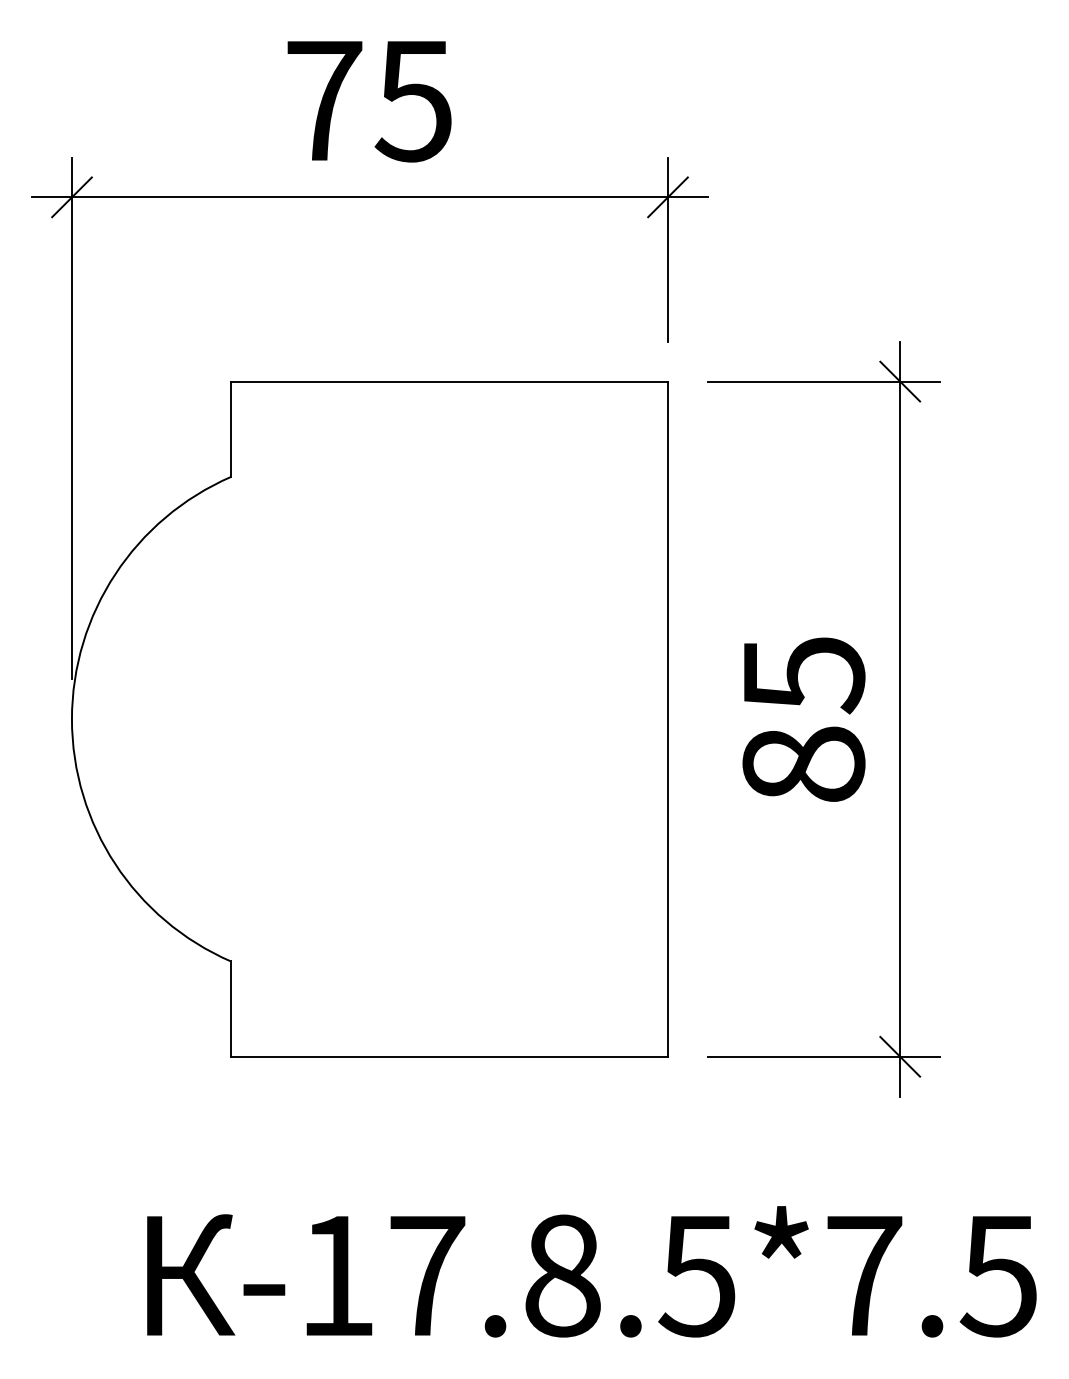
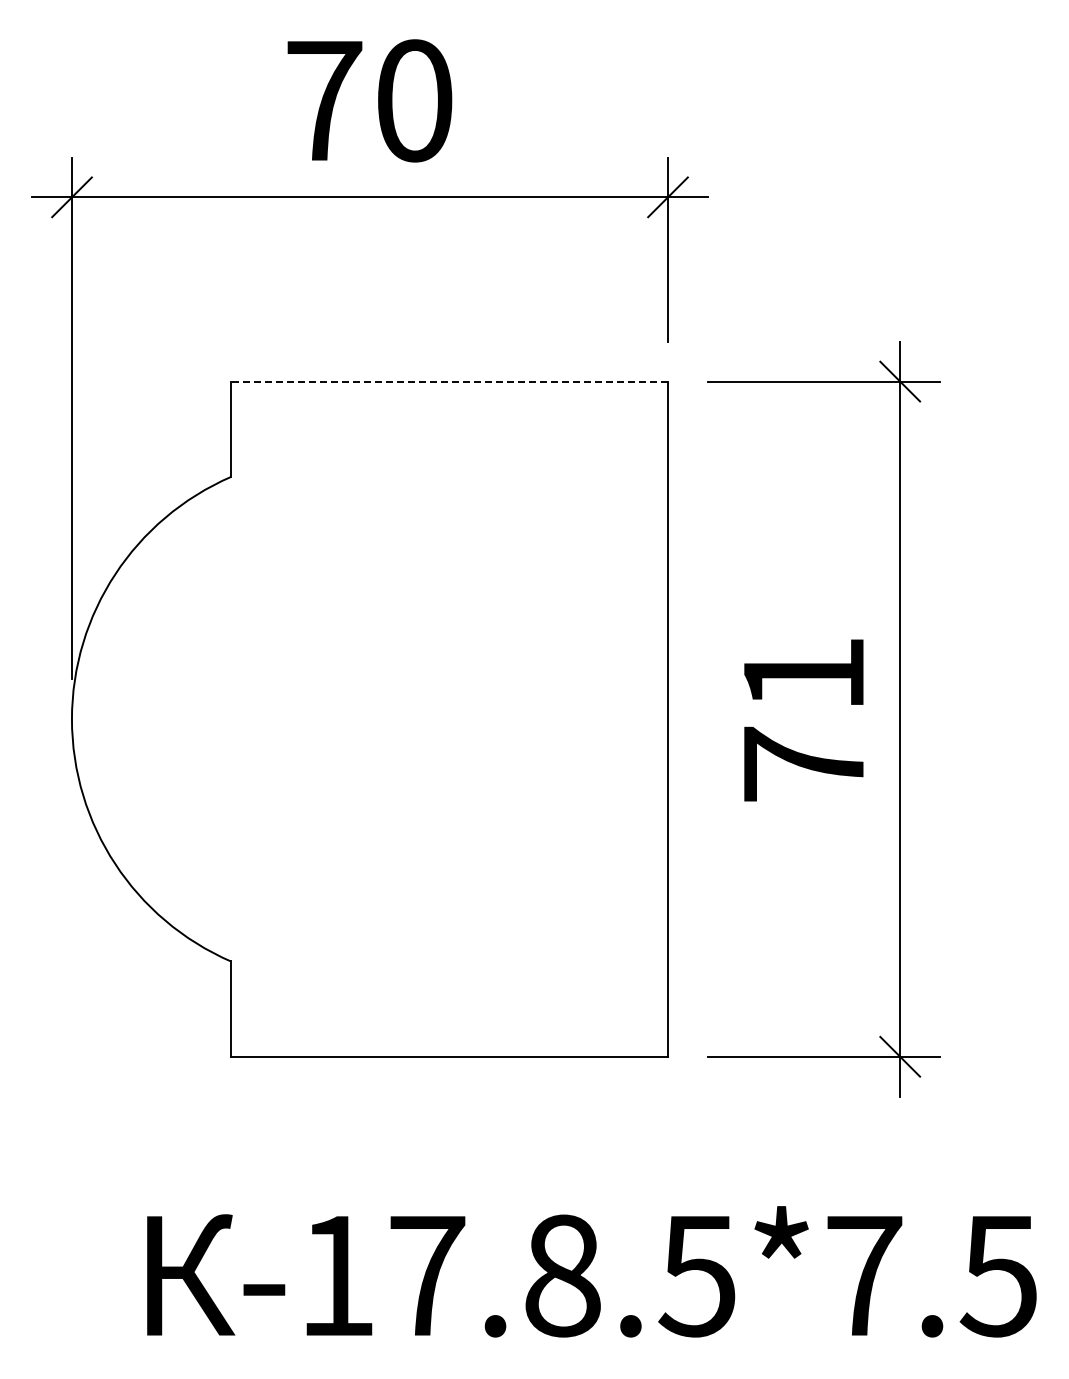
text: 75 -> 70 (413, 100)
line: solid -> dashed (449, 381)
text: 85 -> 71 (803, 719)
